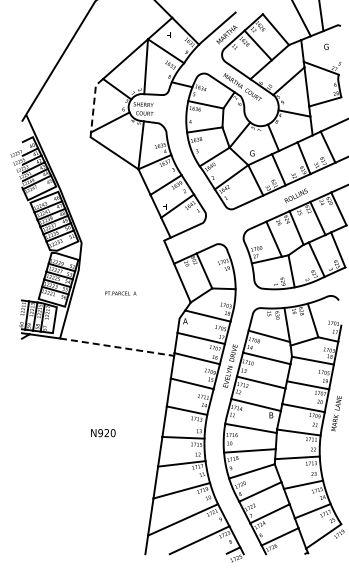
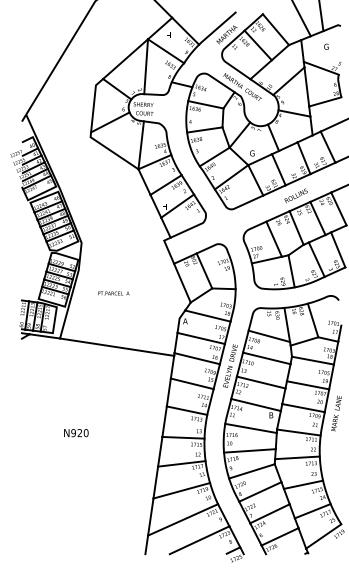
line: dashed -> solid (94, 103)
text position: (120, 293) -> (113, 293) (113, 293)
line: dashed -> solid (117, 347)
text position: (103, 433) -> (76, 433) (76, 433)
